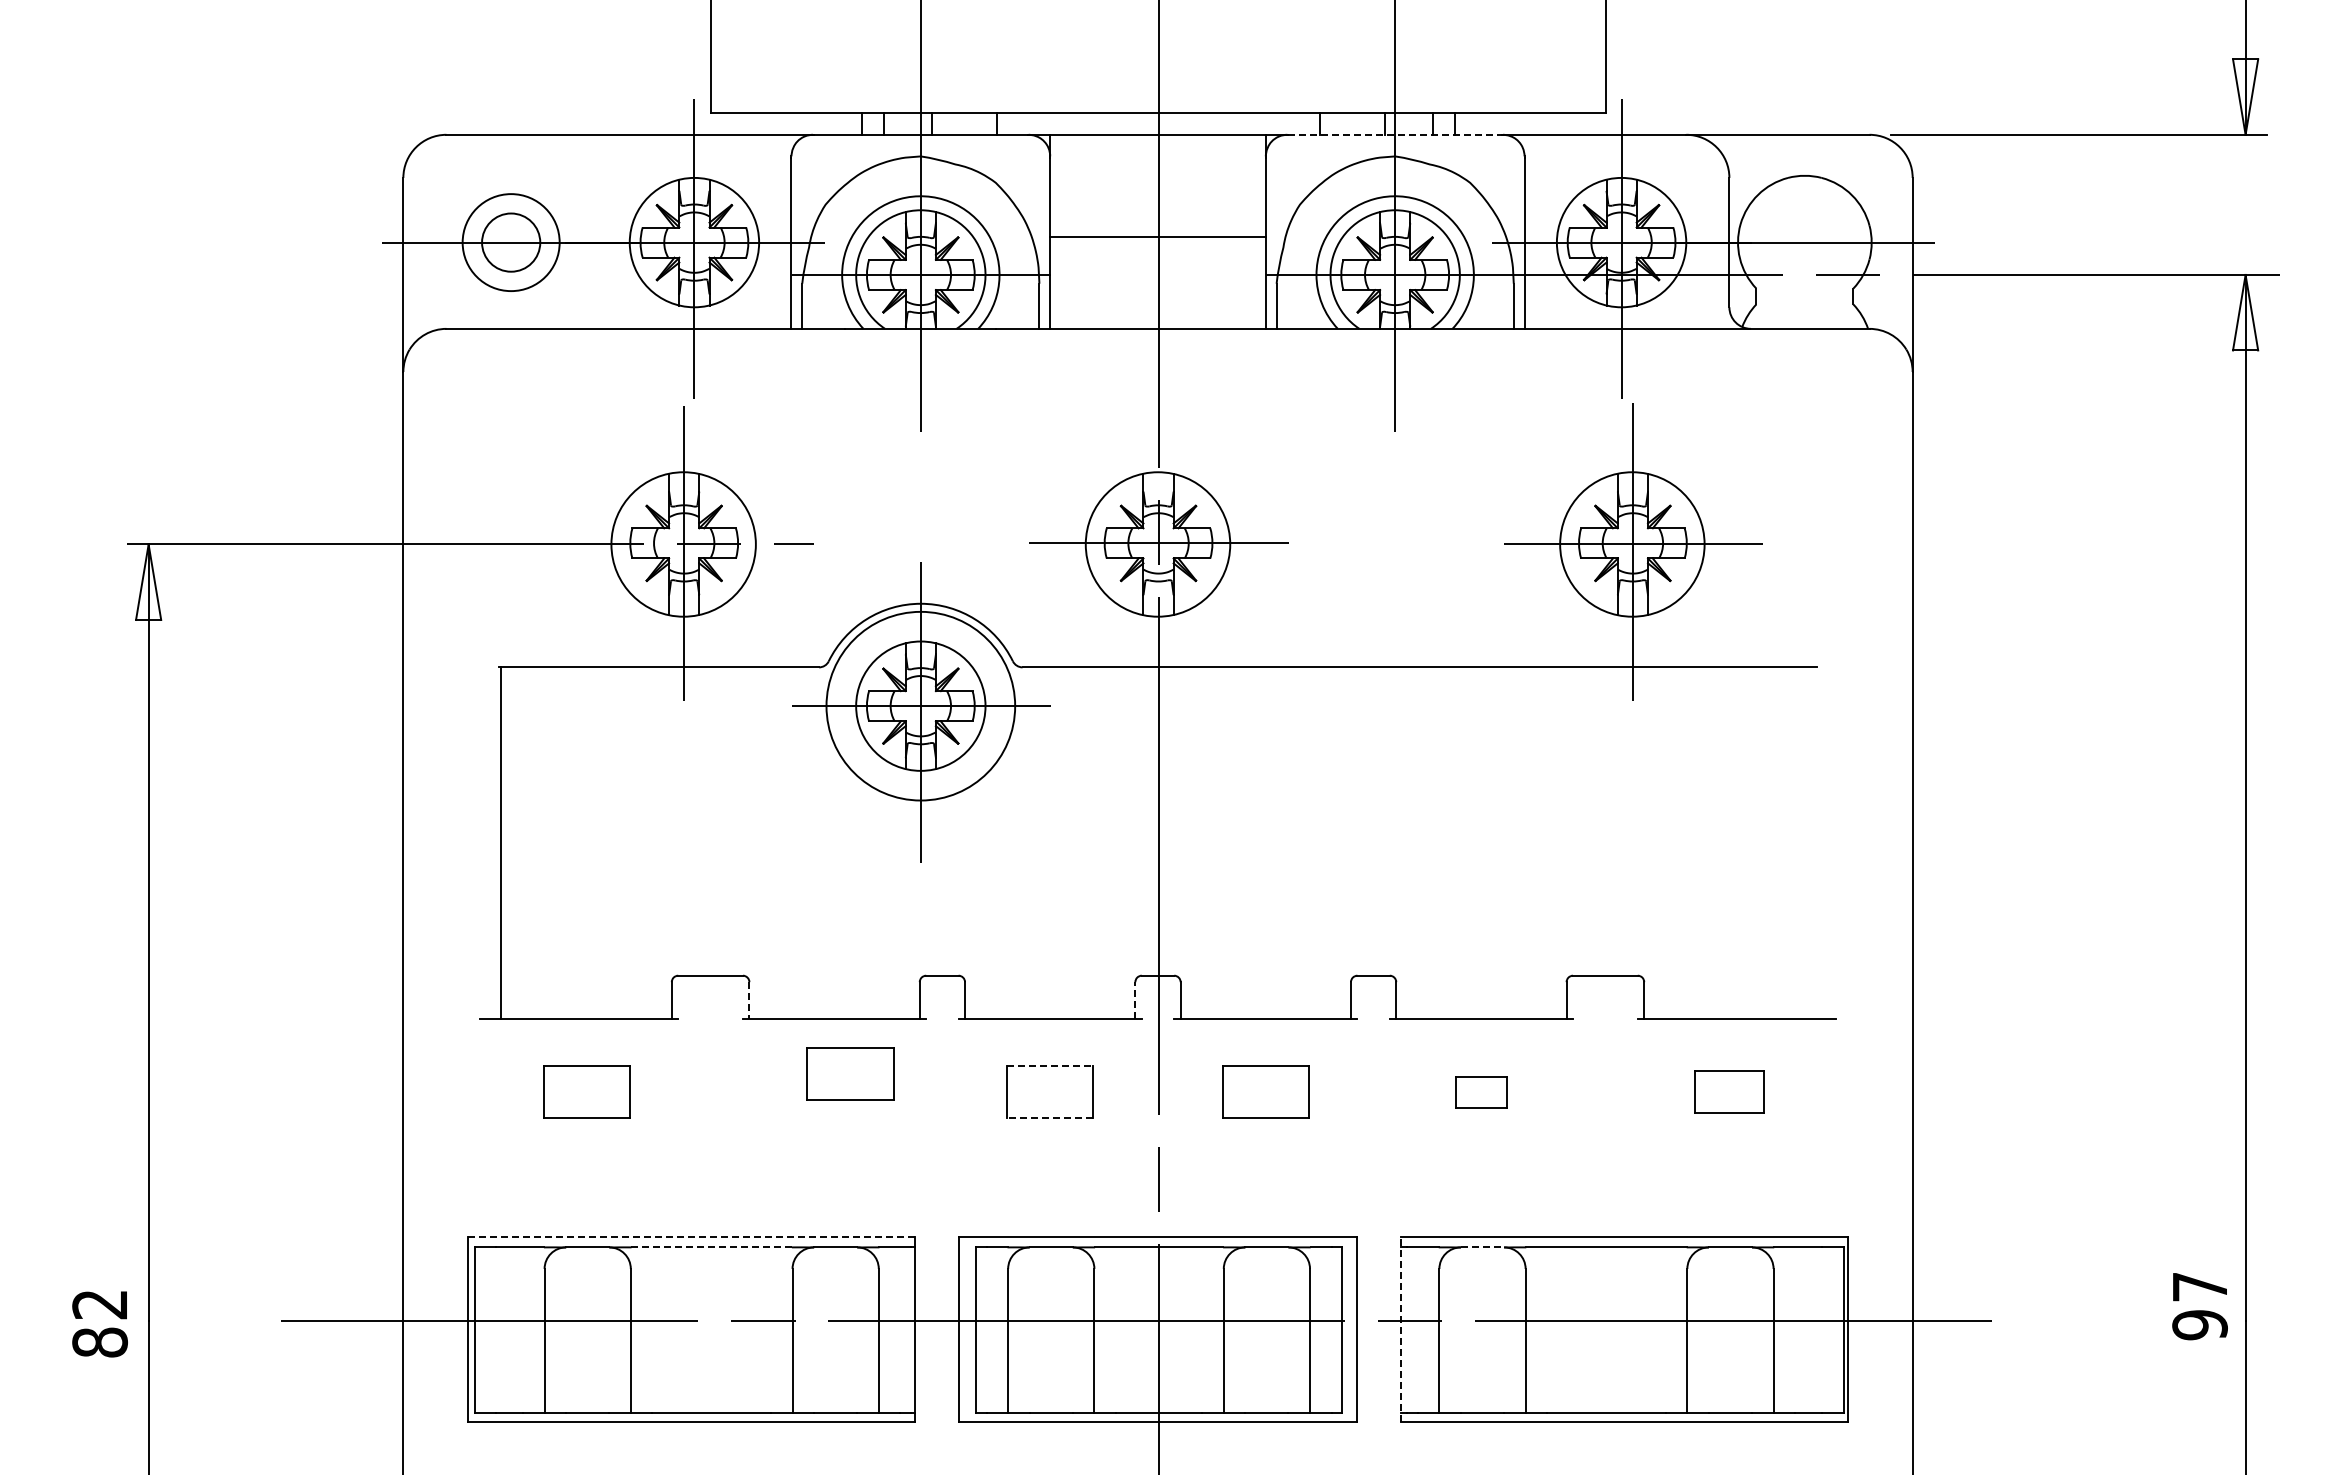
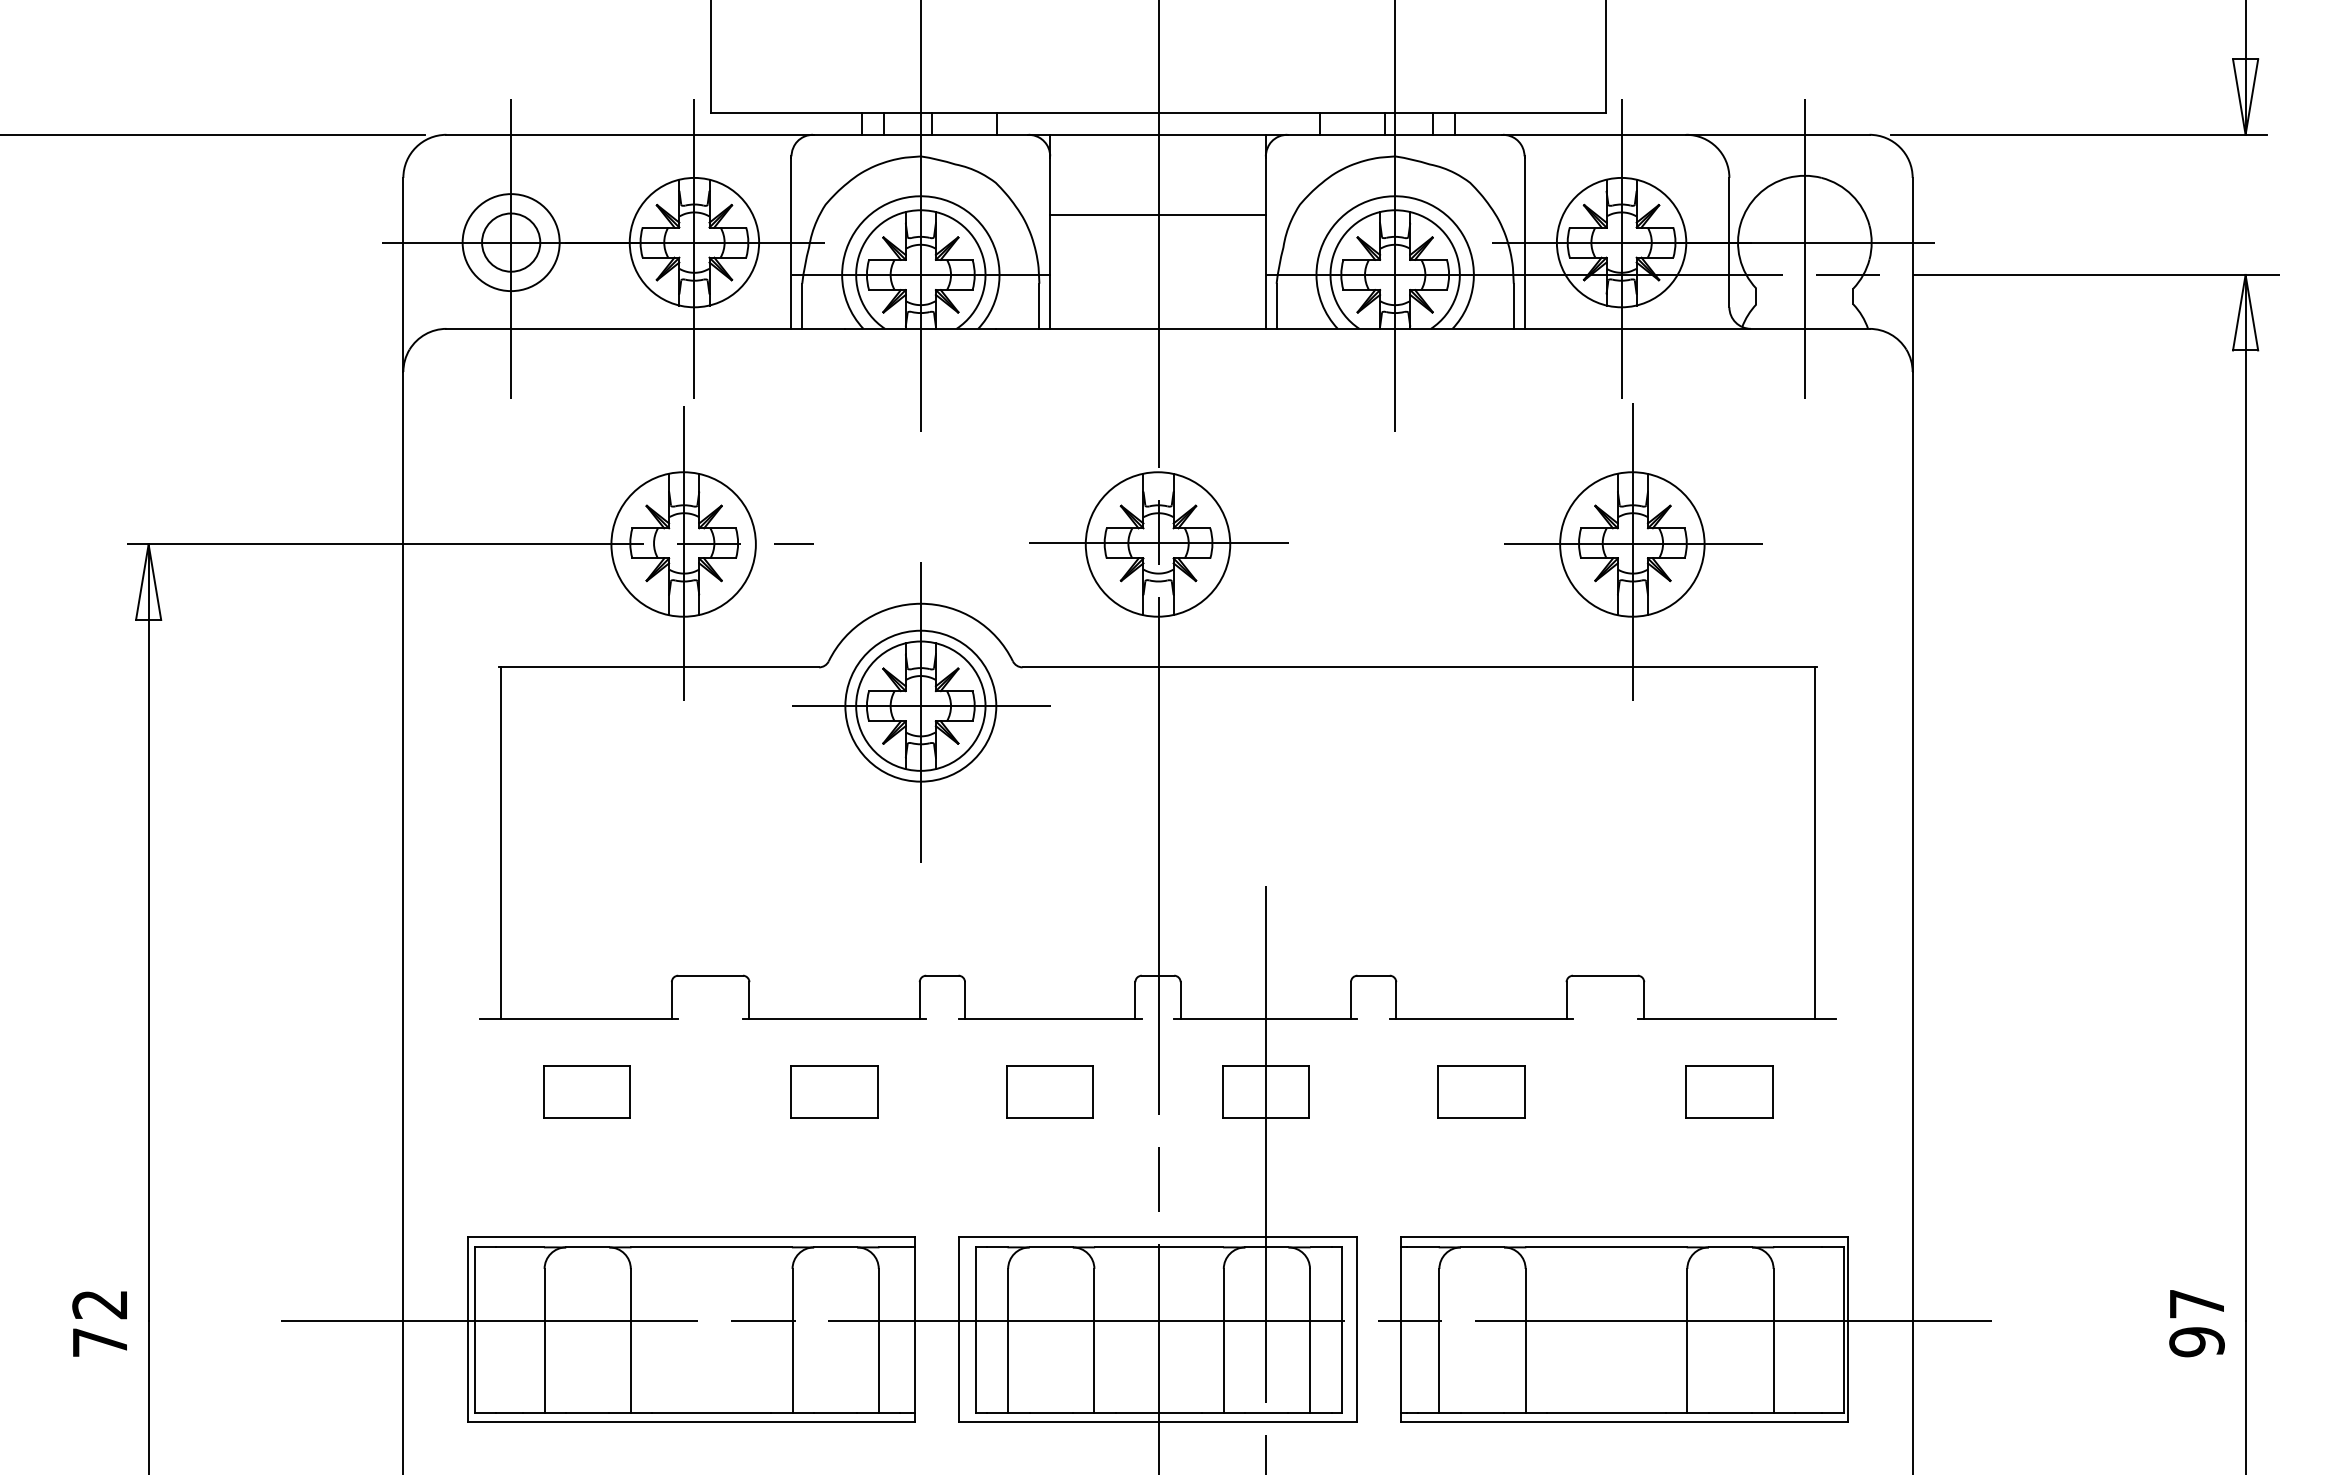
line: none -> present (213, 134)
line: dashed -> solid (1395, 134)
line position: (1157, 236) -> (1157, 214) (1157, 214)
line: none -> present (511, 248)
line: none -> present (1804, 248)
circle diameter: 189 px -> 151 px (920, 705)
line: none -> present (1814, 842)
line: dashed -> solid (1135, 1000)
line: dashed -> solid (749, 1001)
line: dashed -> solid (1050, 1066)
part position: (850, 1073) -> (834, 1091) (834, 1091)
part size: 71x44 px -> 89x54 px (1729, 1091)
part size: 53x33 px -> 89x54 px (1481, 1091)
line: dashed -> solid (1049, 1118)
line: none -> present (1265, 1178)
line: dashed -> solid (691, 1236)
line: dashed -> solid (712, 1247)
line: dashed -> solid (1482, 1247)
text position: (2199, 1306) -> (2196, 1323) (2196, 1323)
line: dashed -> solid (1400, 1329)
text: 82 -> 72 (99, 1342)
